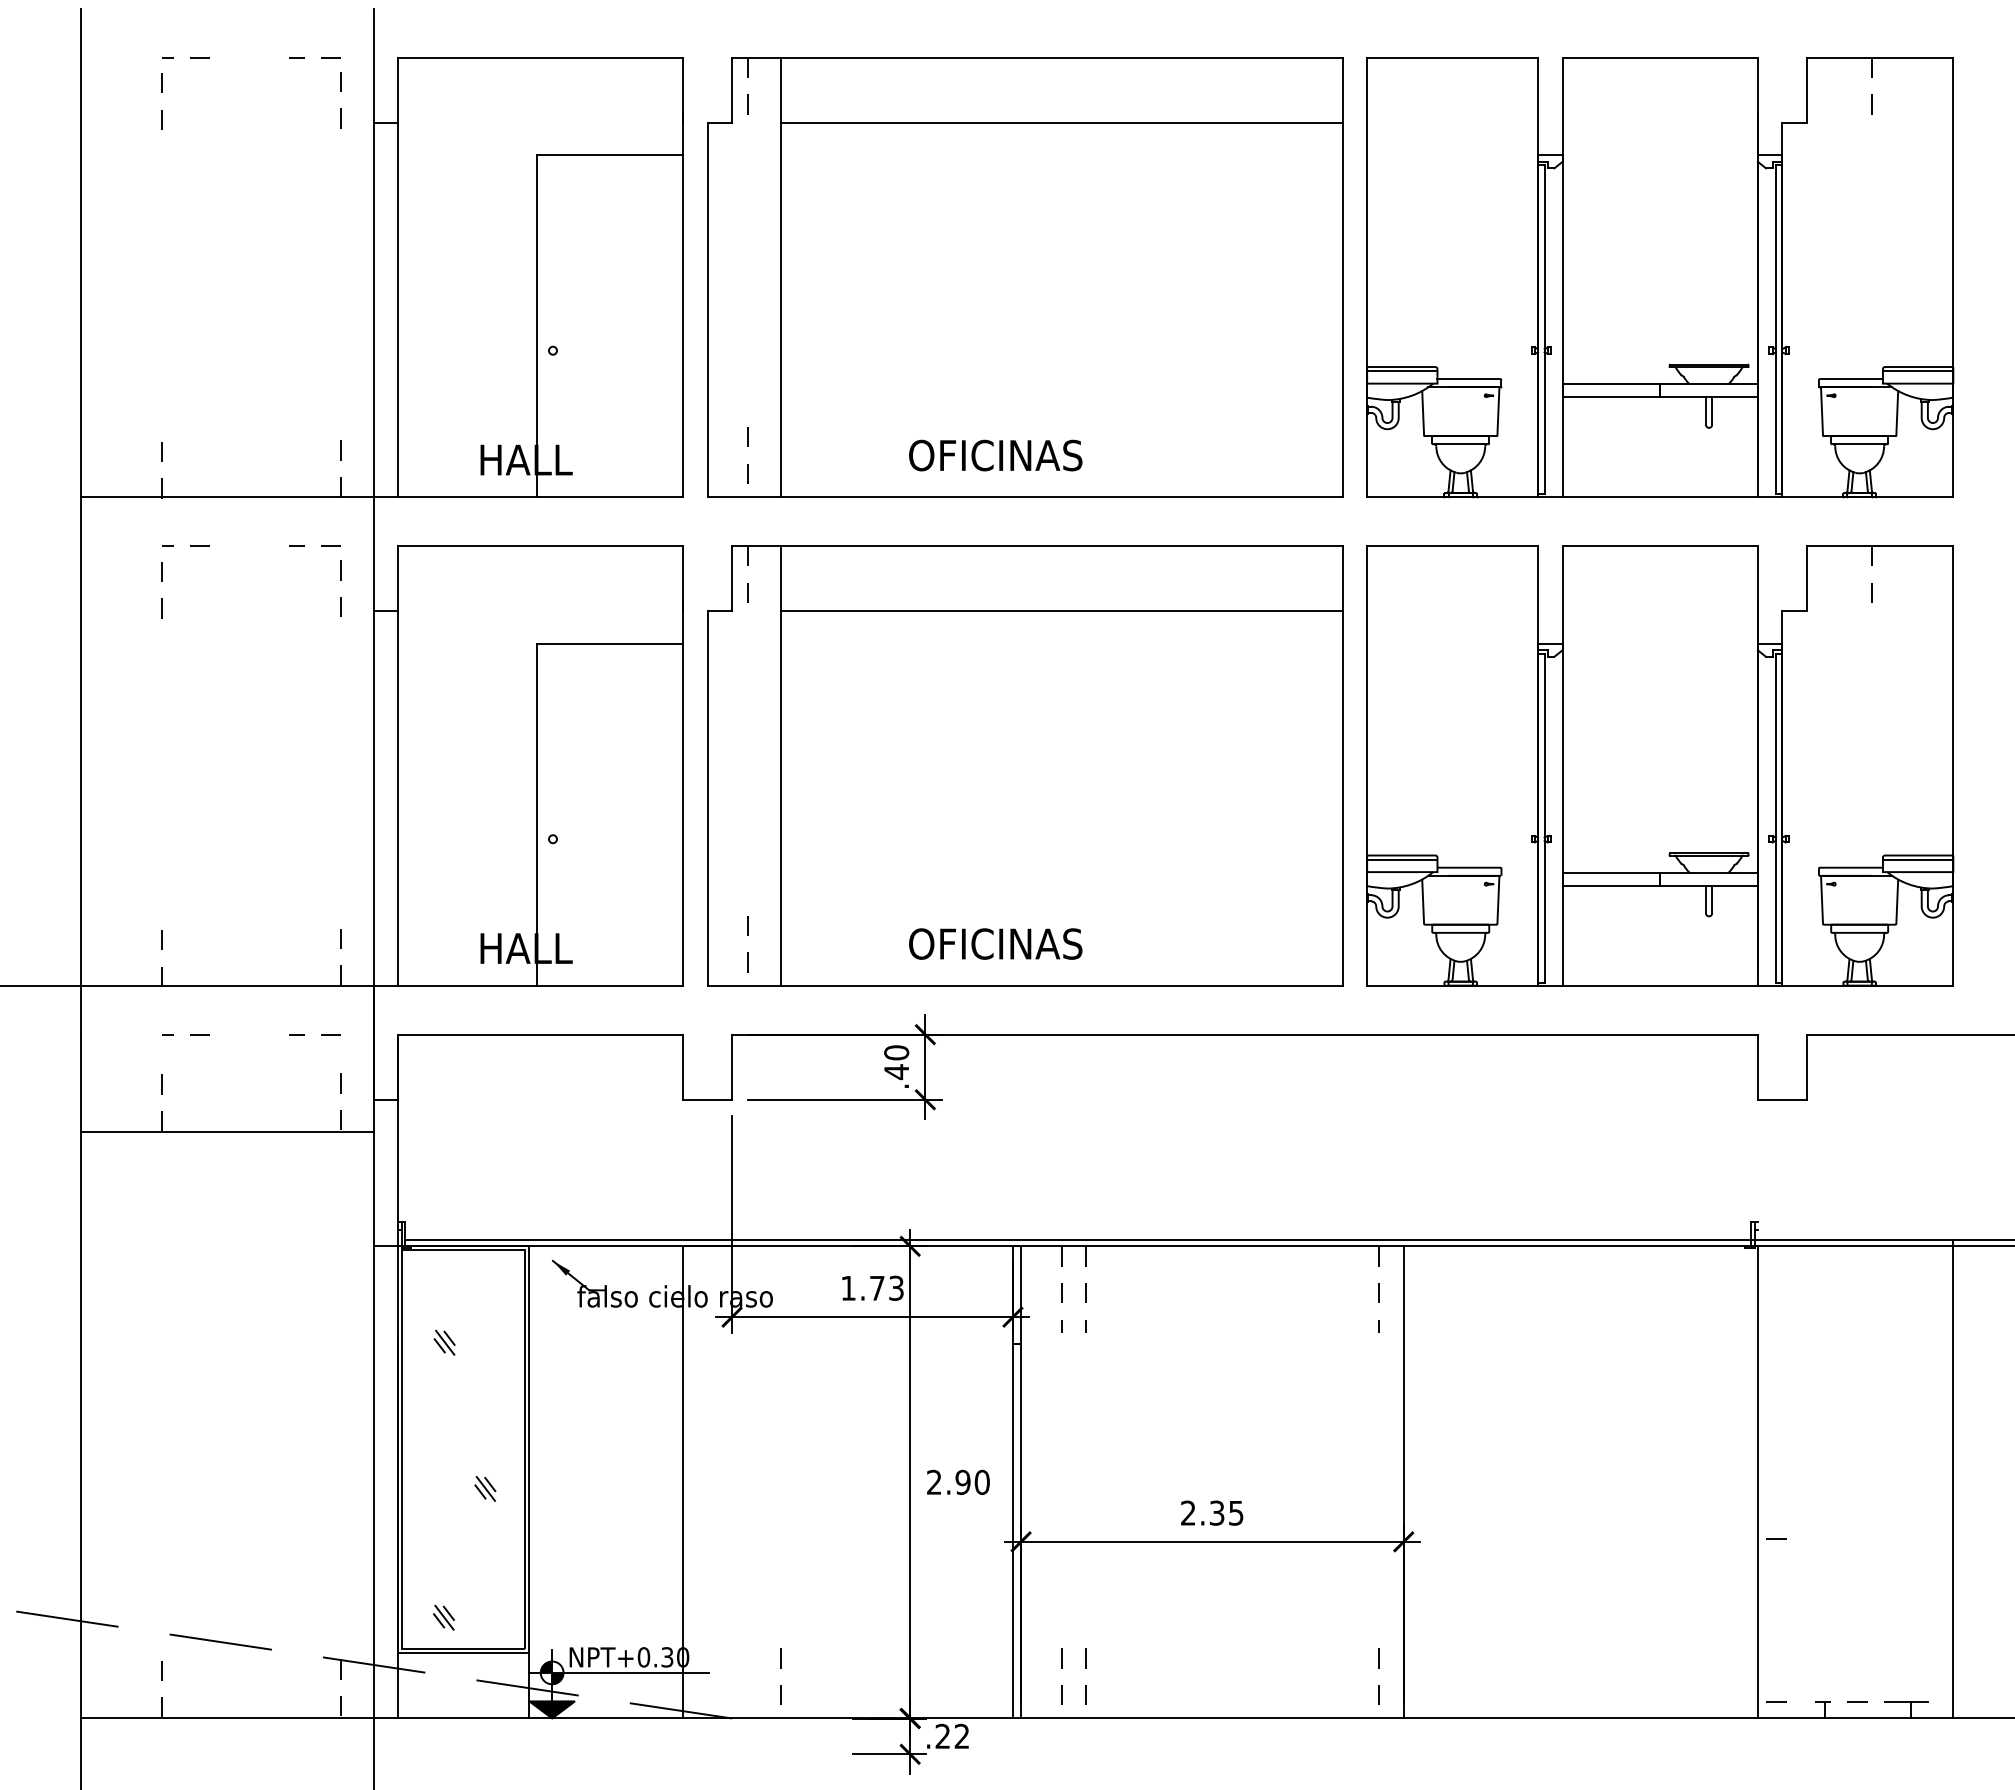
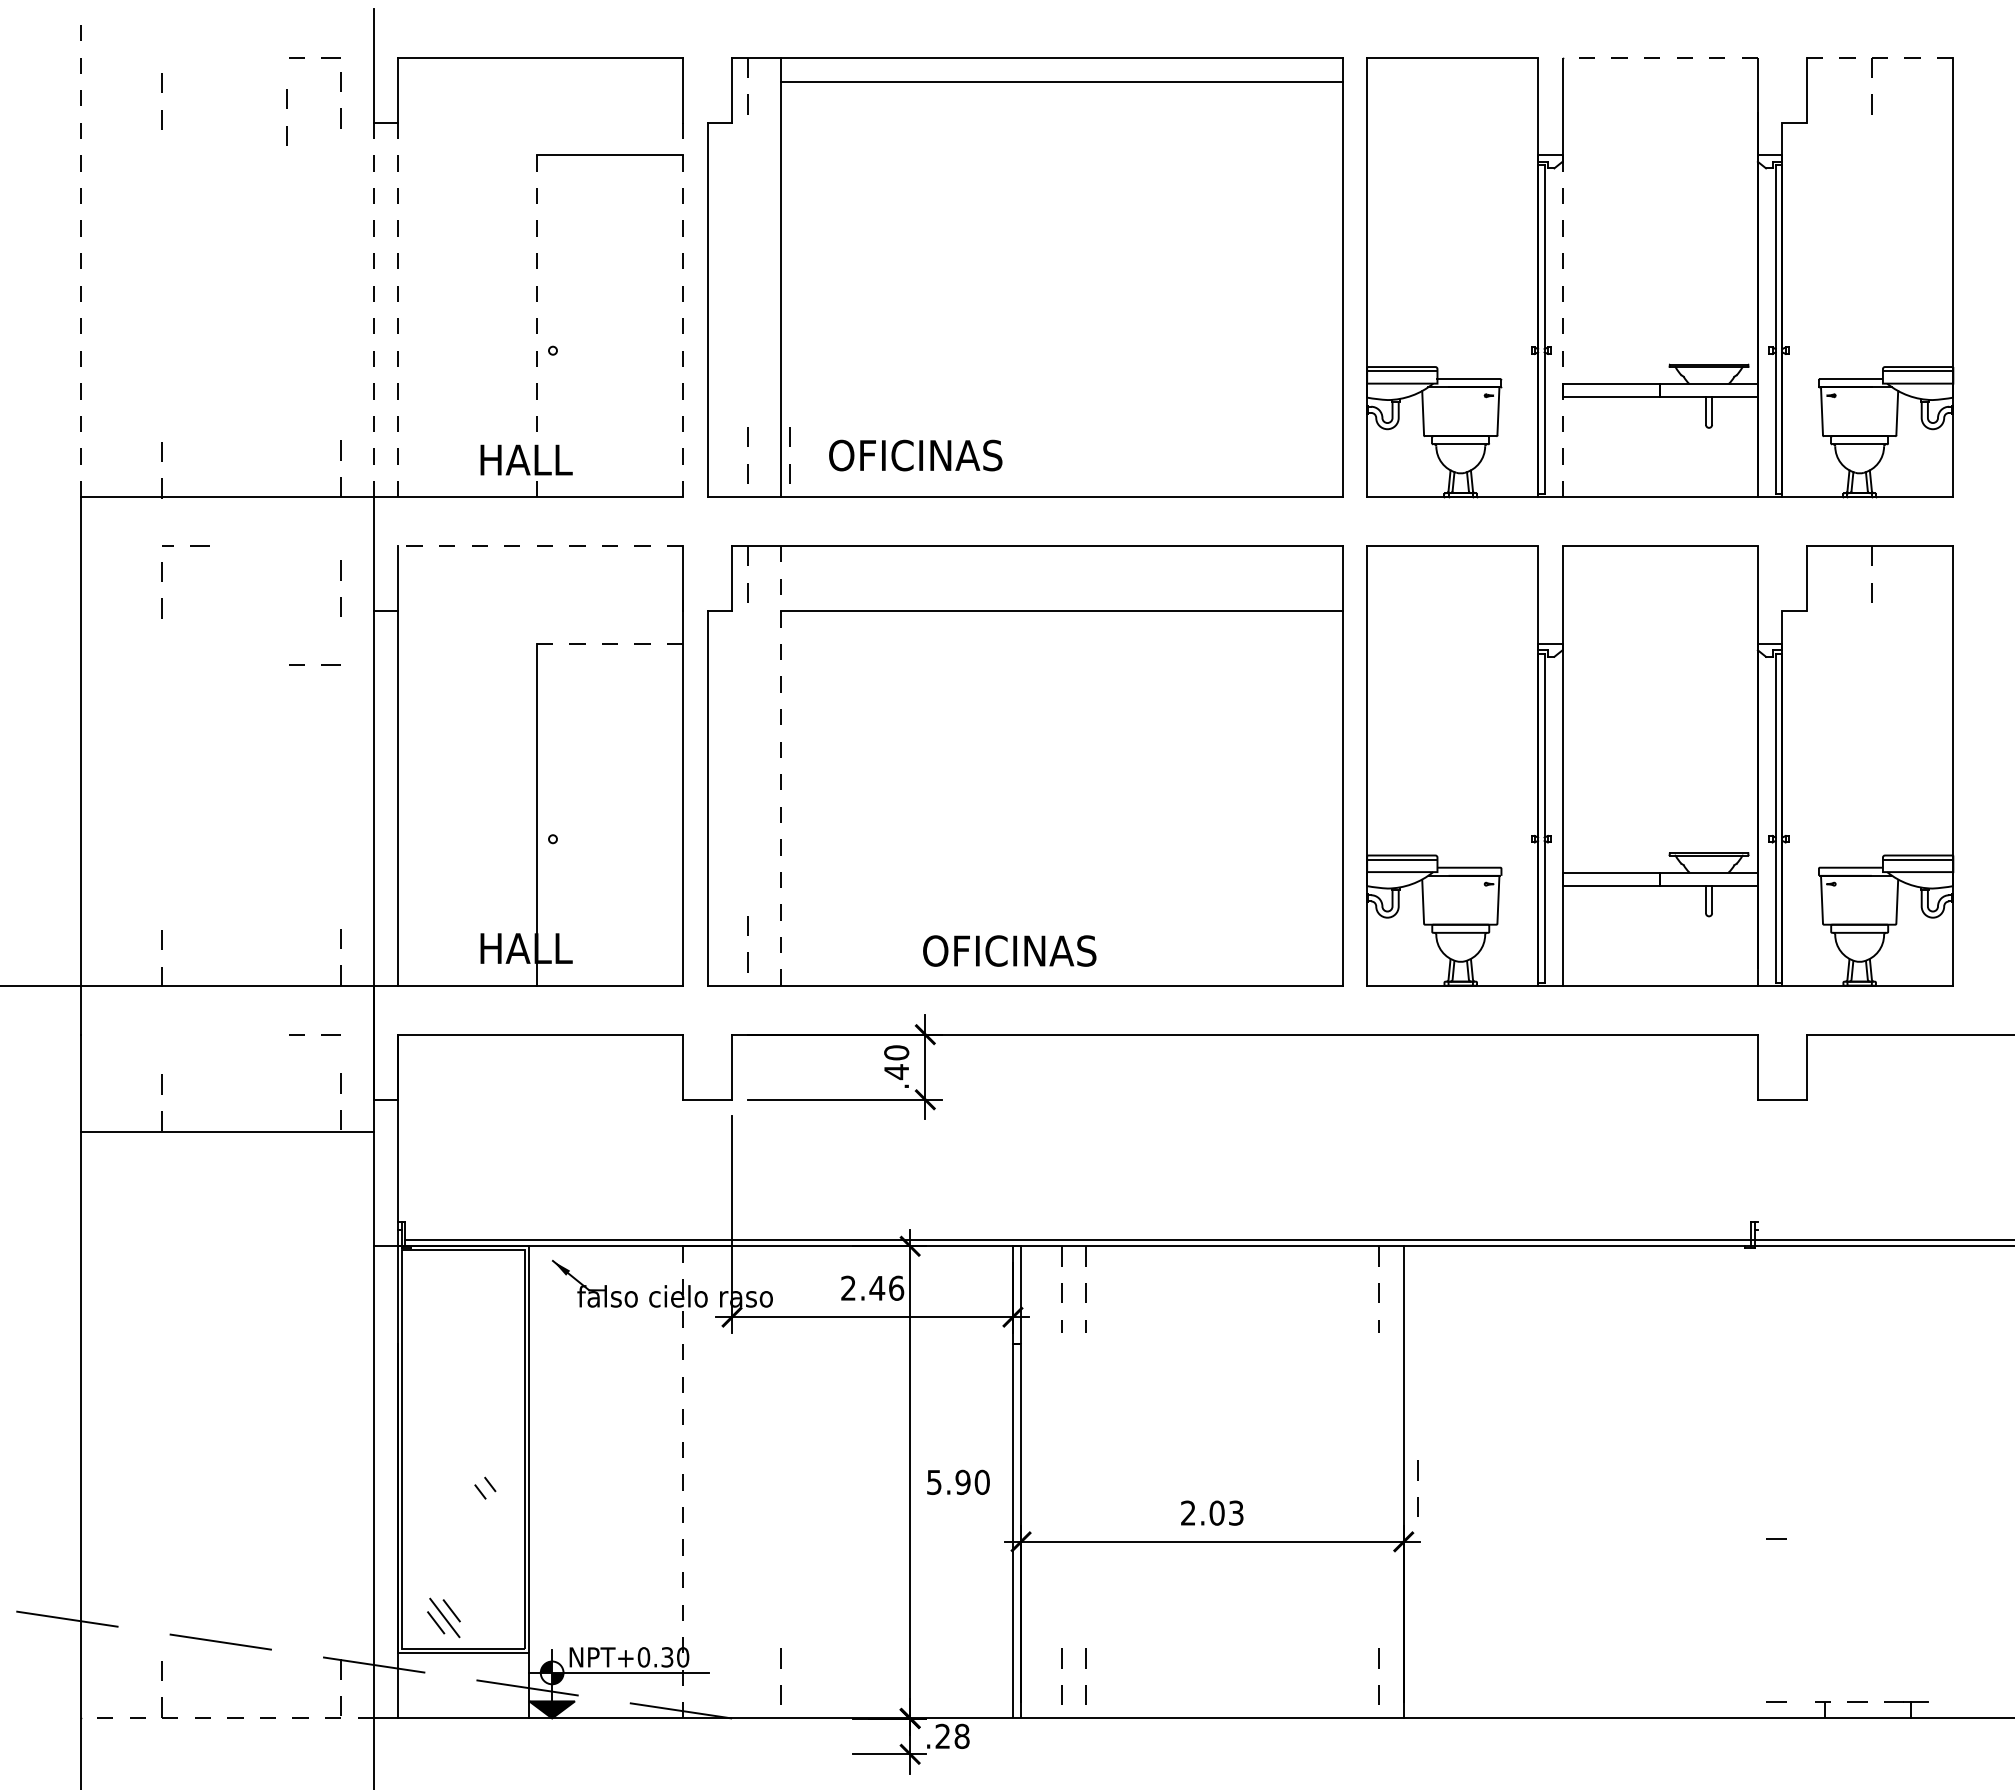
line: present -> none (190, 57)
line: solid -> dashed (1660, 57)
line: solid -> dashed (1880, 57)
line: none -> present (286, 108)
line position: (1061, 122) -> (1061, 81) (1061, 81)
line: solid -> dashed (80, 252)
line: solid -> dashed (683, 304)
line: solid -> dashed (373, 309)
line: solid -> dashed (398, 309)
line: solid -> dashed (536, 326)
line: solid -> dashed (1562, 326)
line: none -> present (789, 446)
text position: (995, 455) -> (915, 455) (915, 455)
line position: (321, 545) -> (321, 664) (321, 664)
line: solid -> dashed (540, 546)
line: solid -> dashed (610, 643)
line: solid -> dashed (780, 765)
text position: (995, 943) -> (1009, 950) (1009, 950)
line: present -> none (190, 1034)
text: 1.73 -> 2.46 (872, 1287)
part: present -> none (444, 1342)
line: present -> none (1953, 1478)
line: none -> present (1417, 1480)
text: 2.90 -> 5.90 (934, 1481)
line: solid -> dashed (683, 1482)
line: present -> none (1757, 1482)
line: present -> none (485, 1488)
text: 2.35 -> 2.03 (1226, 1512)
part size: 22x27 px -> 34x42 px (443, 1617)
line: solid -> dashed (227, 1718)
text: .22 -> .28 (961, 1735)
